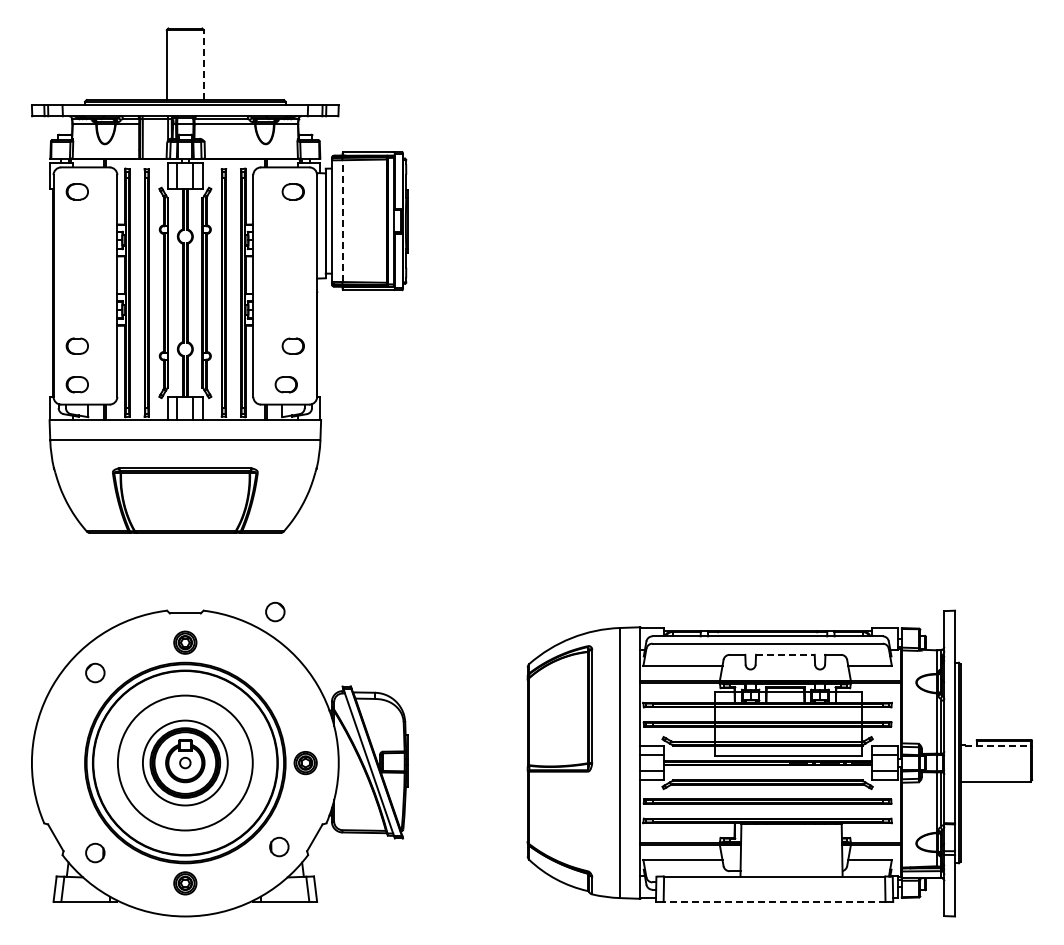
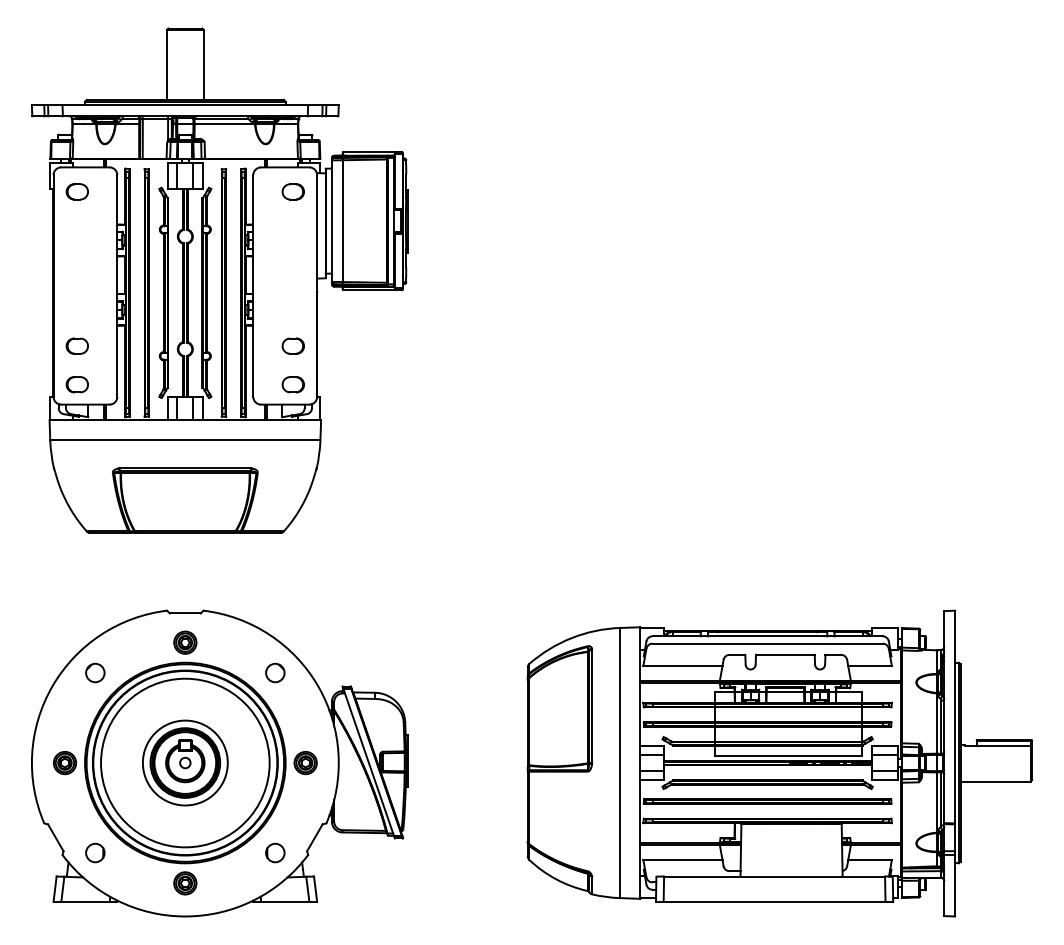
line: dashed -> solid (203, 64)
line: dashed -> solid (342, 221)
part position: (285, 384) -> (292, 384) (292, 384)
part position: (275, 611) -> (275, 672) (275, 672)
line: dashed -> solid (785, 654)
line: dashed -> solid (997, 745)
circle diameter: 135 px -> 169 px (185, 762)
part: none -> present (64, 763)
part position: (279, 846) -> (275, 852) (275, 852)
line: dashed -> solid (774, 901)
